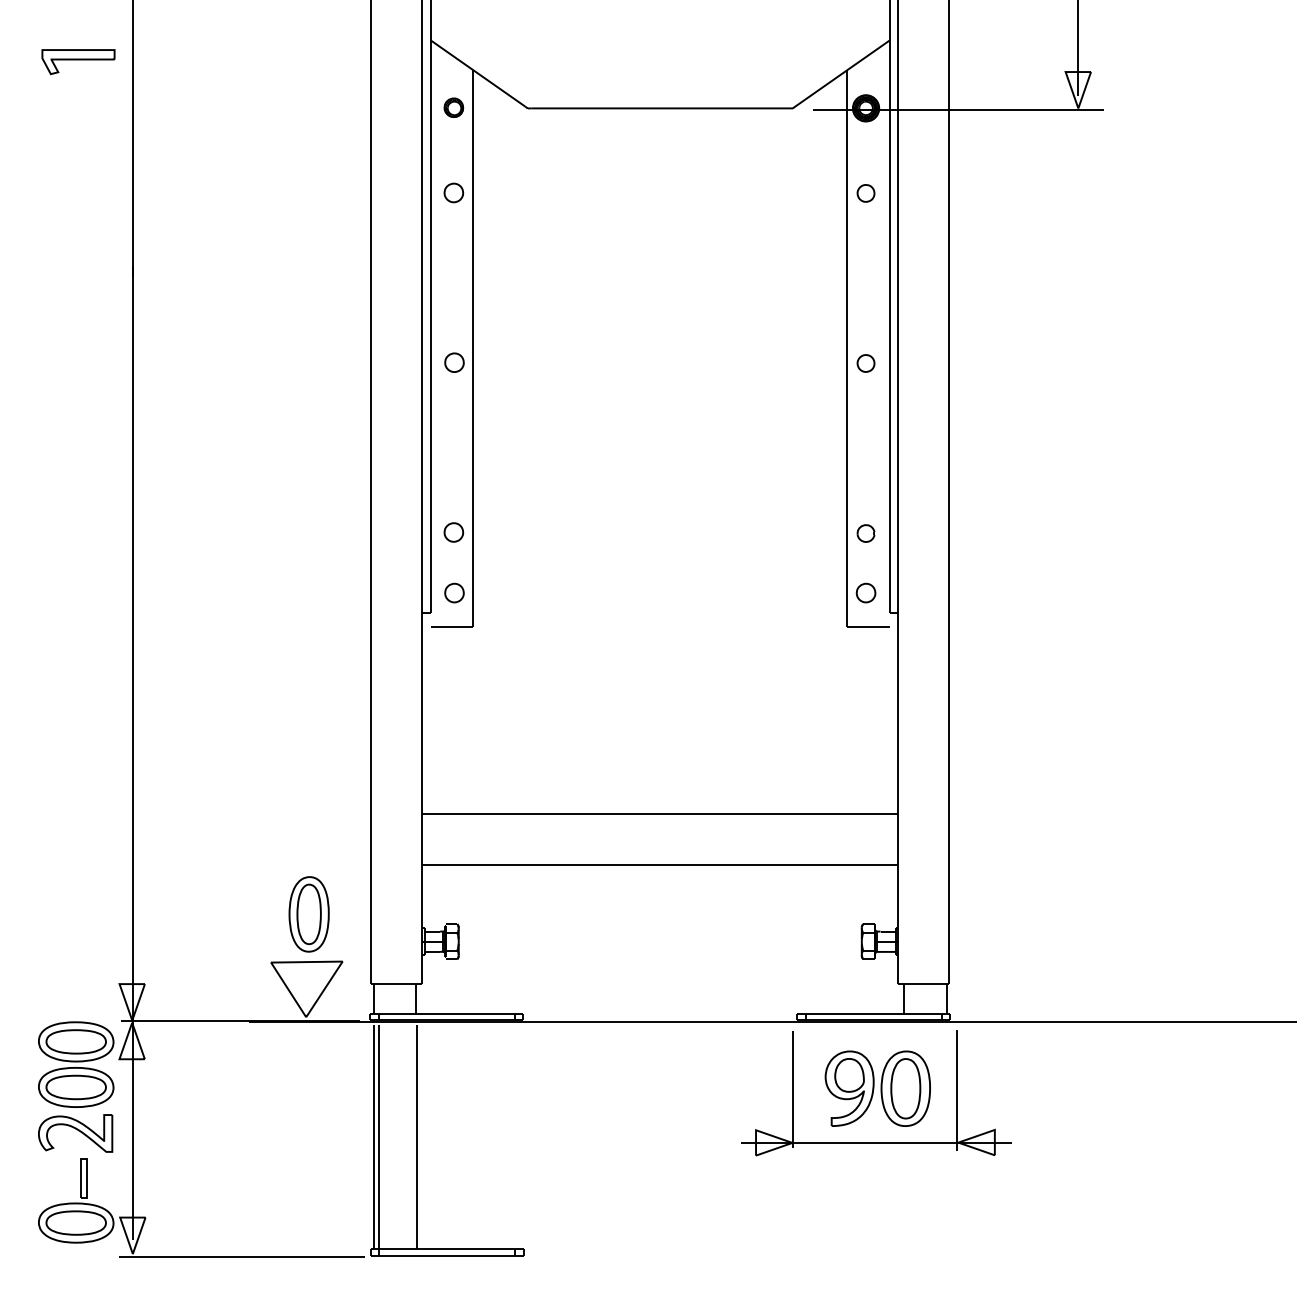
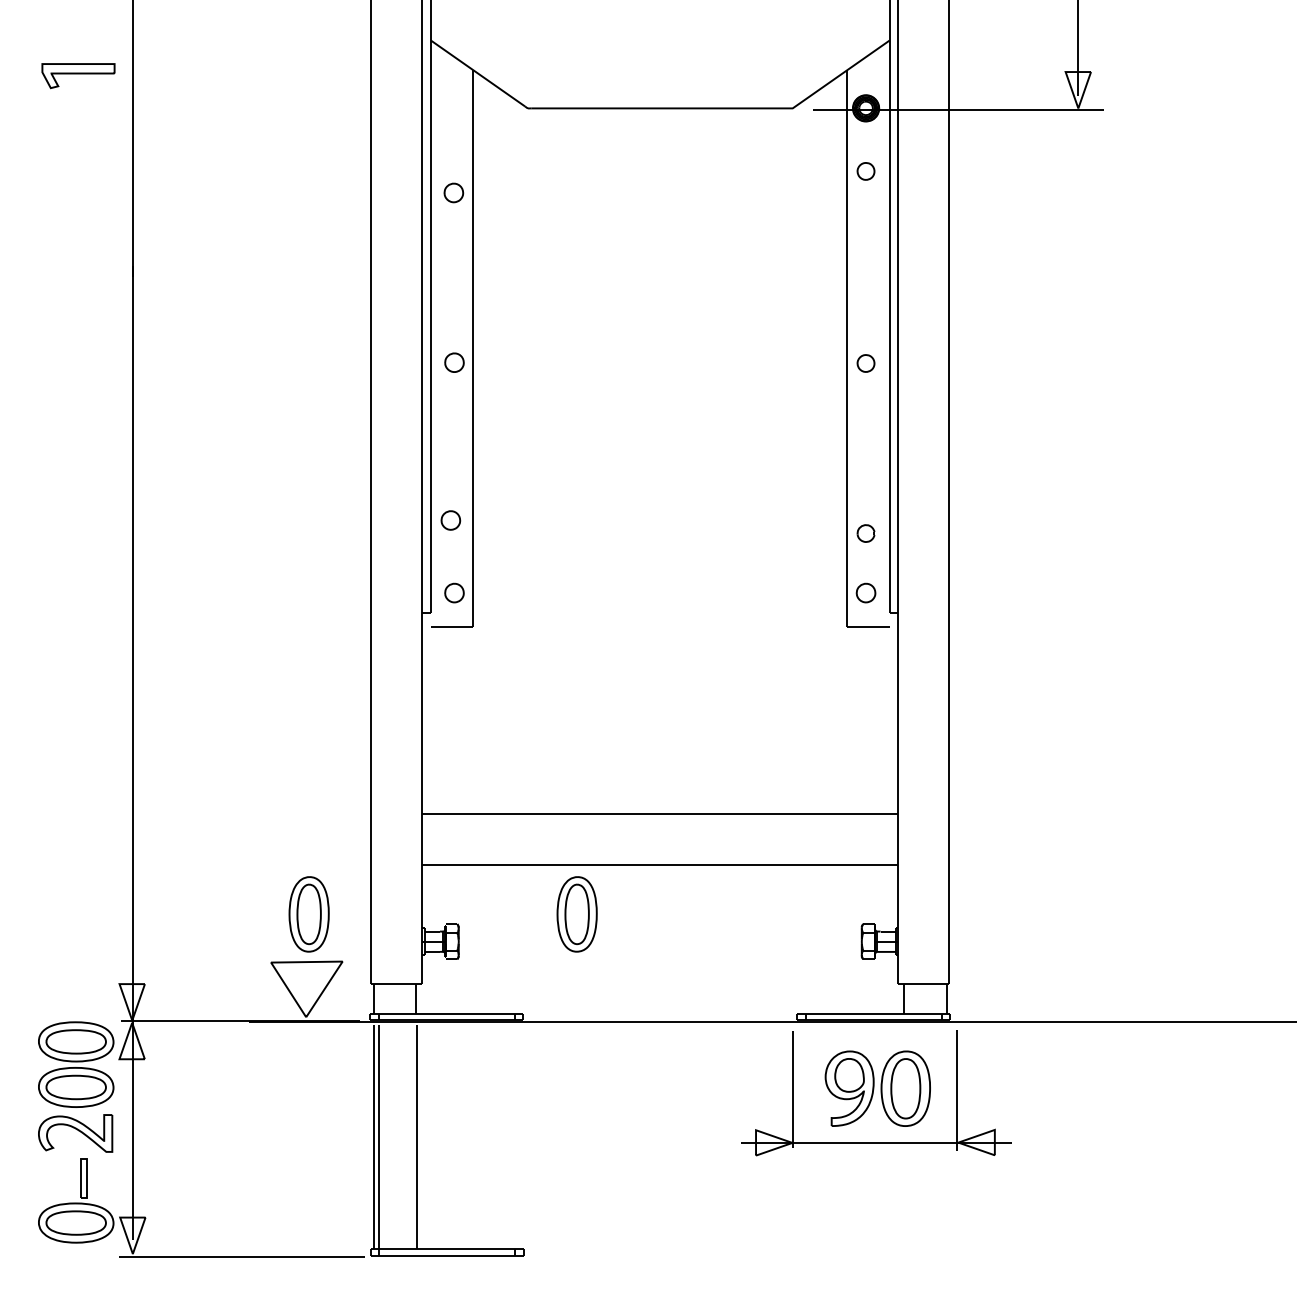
part position: (78, 62) -> (78, 76) (78, 76)
part: present -> none (453, 107)
part position: (865, 193) -> (865, 171) (865, 171)
part position: (453, 532) -> (450, 520) (450, 520)
part: none -> present (576, 914)
